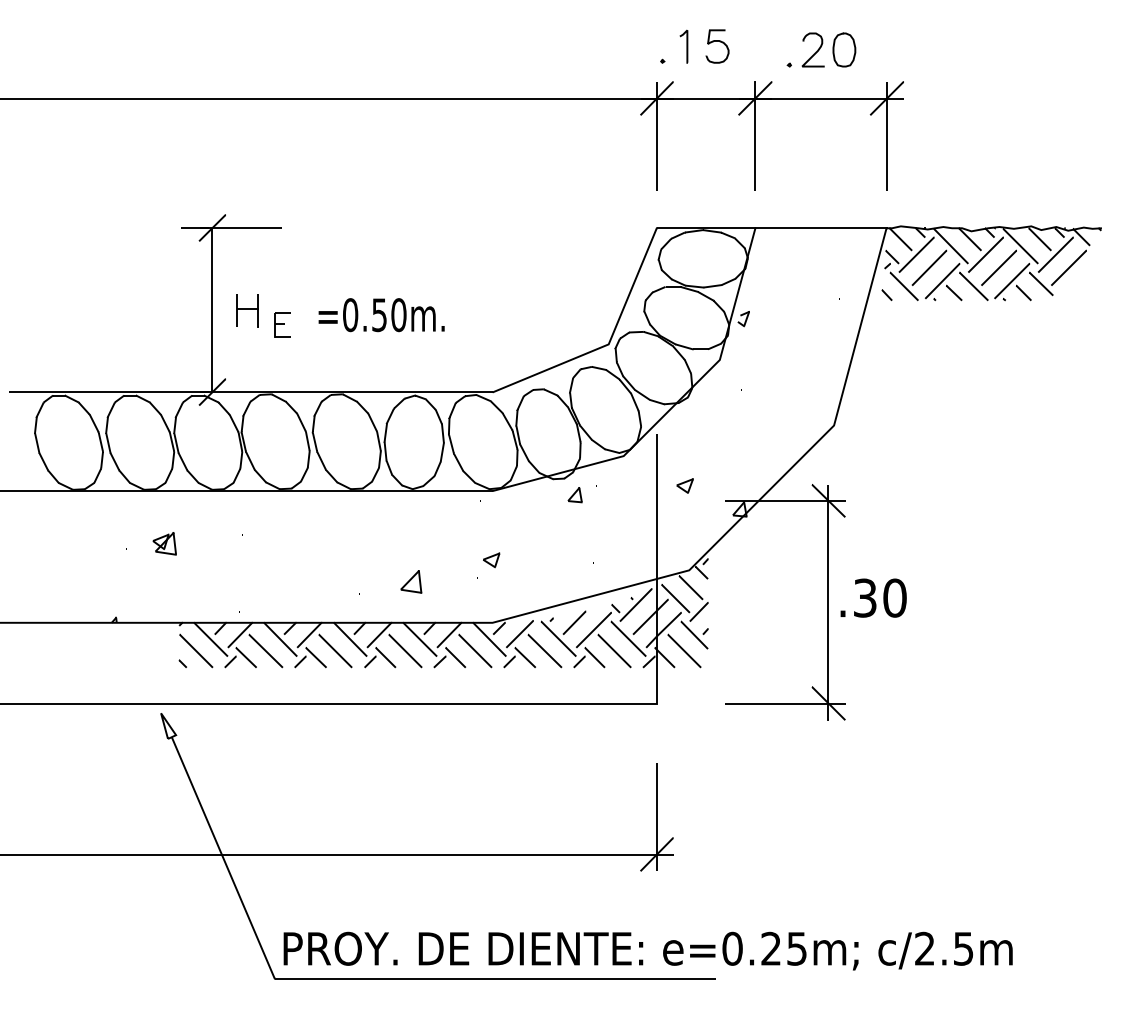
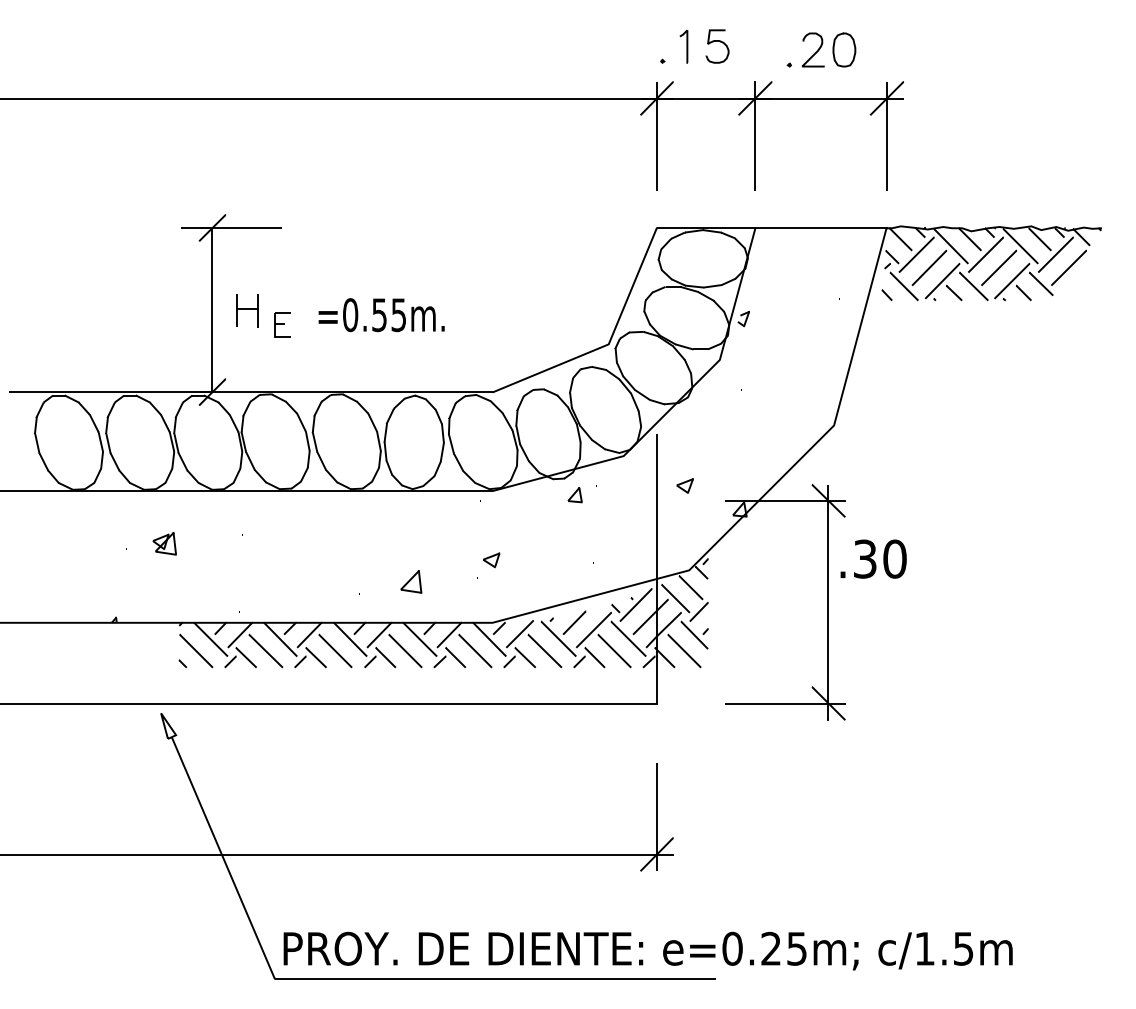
text: =0.50m. -> =0.55m. (398, 315)
text position: (873, 597) -> (873, 558) (873, 558)
text: c/2.5m -> c/1.5m (924, 948)
